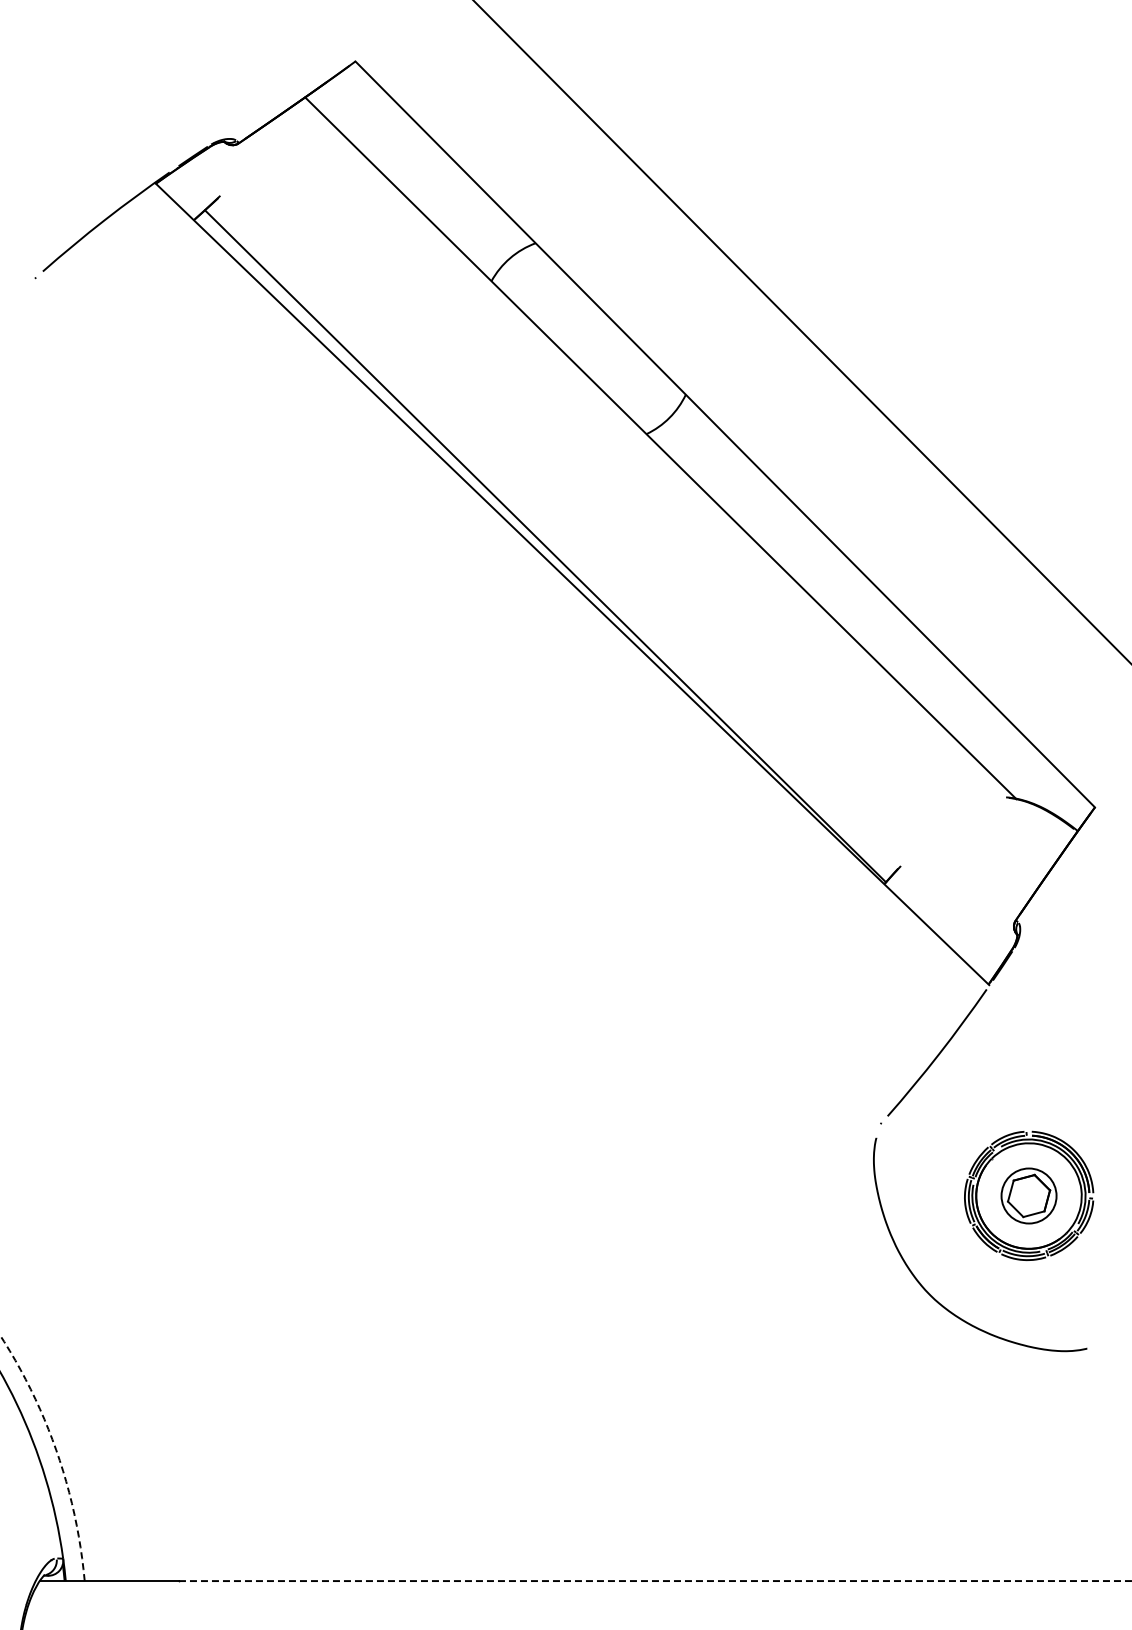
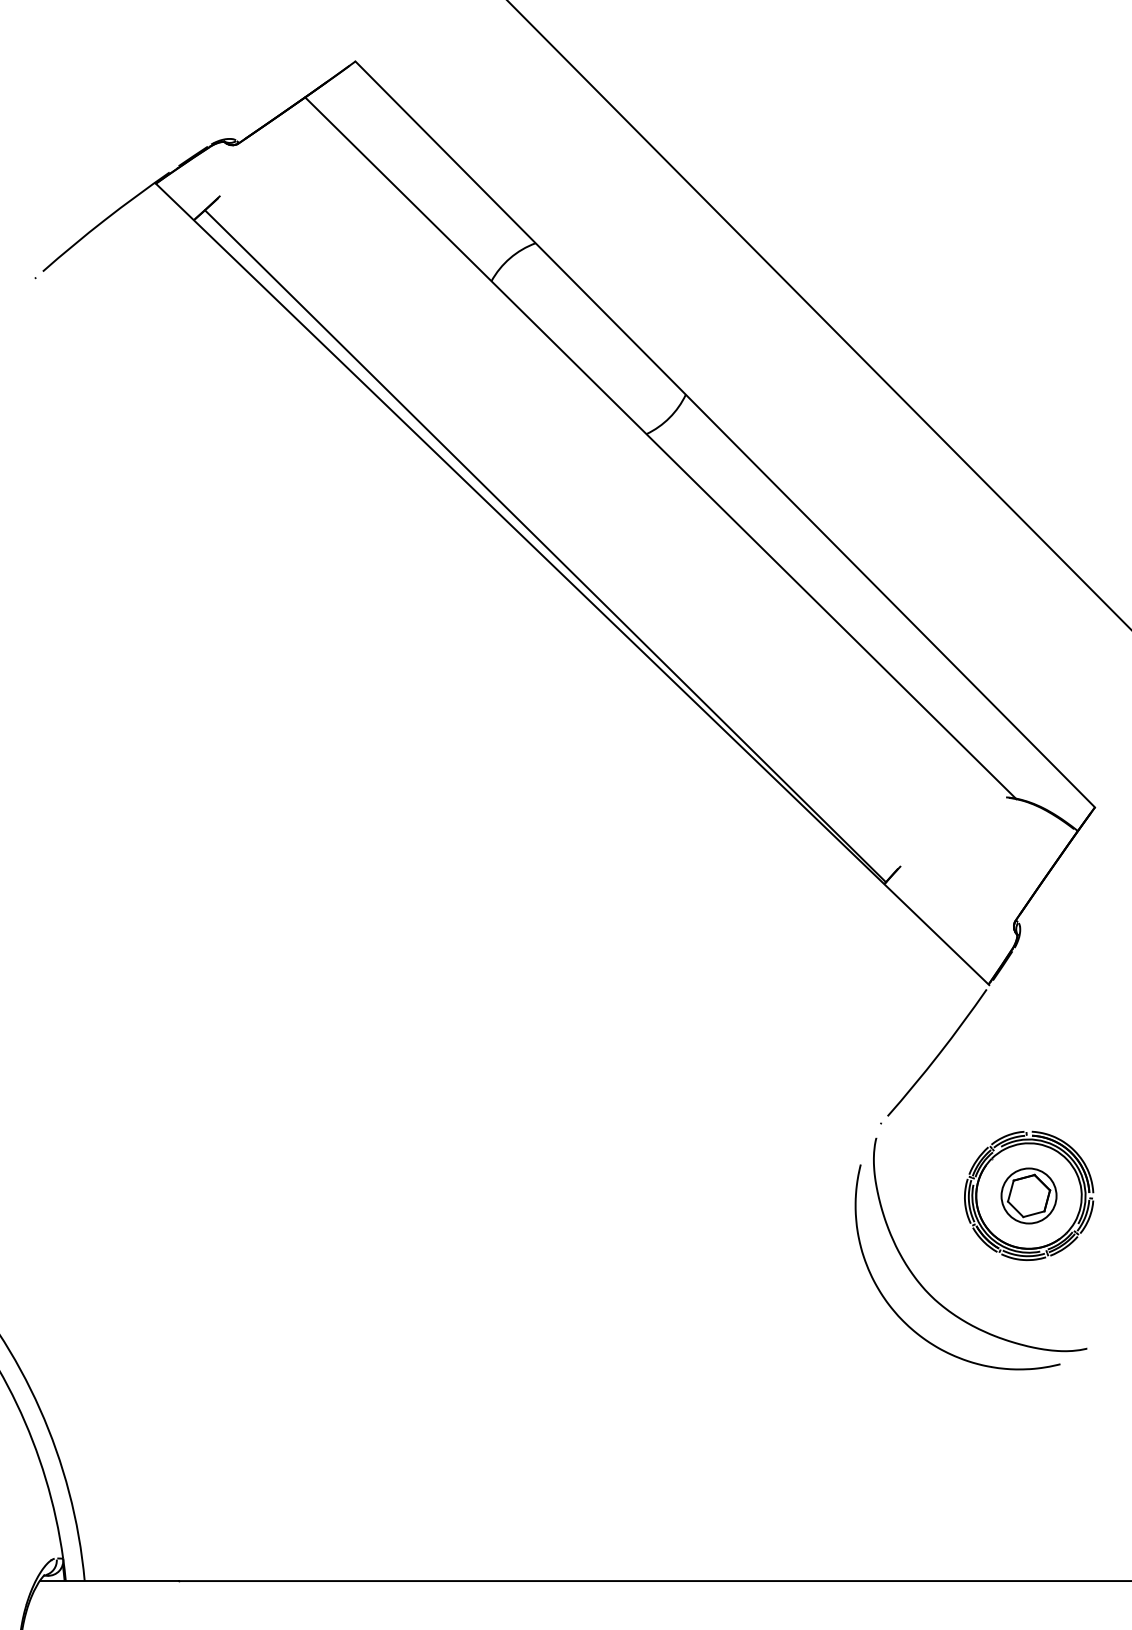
line position: (801, 331) -> (818, 314) (818, 314)
curve: none -> present (904, 1320)
arc: dashed -> solid (57, 1453)
line: dashed -> solid (655, 1581)
